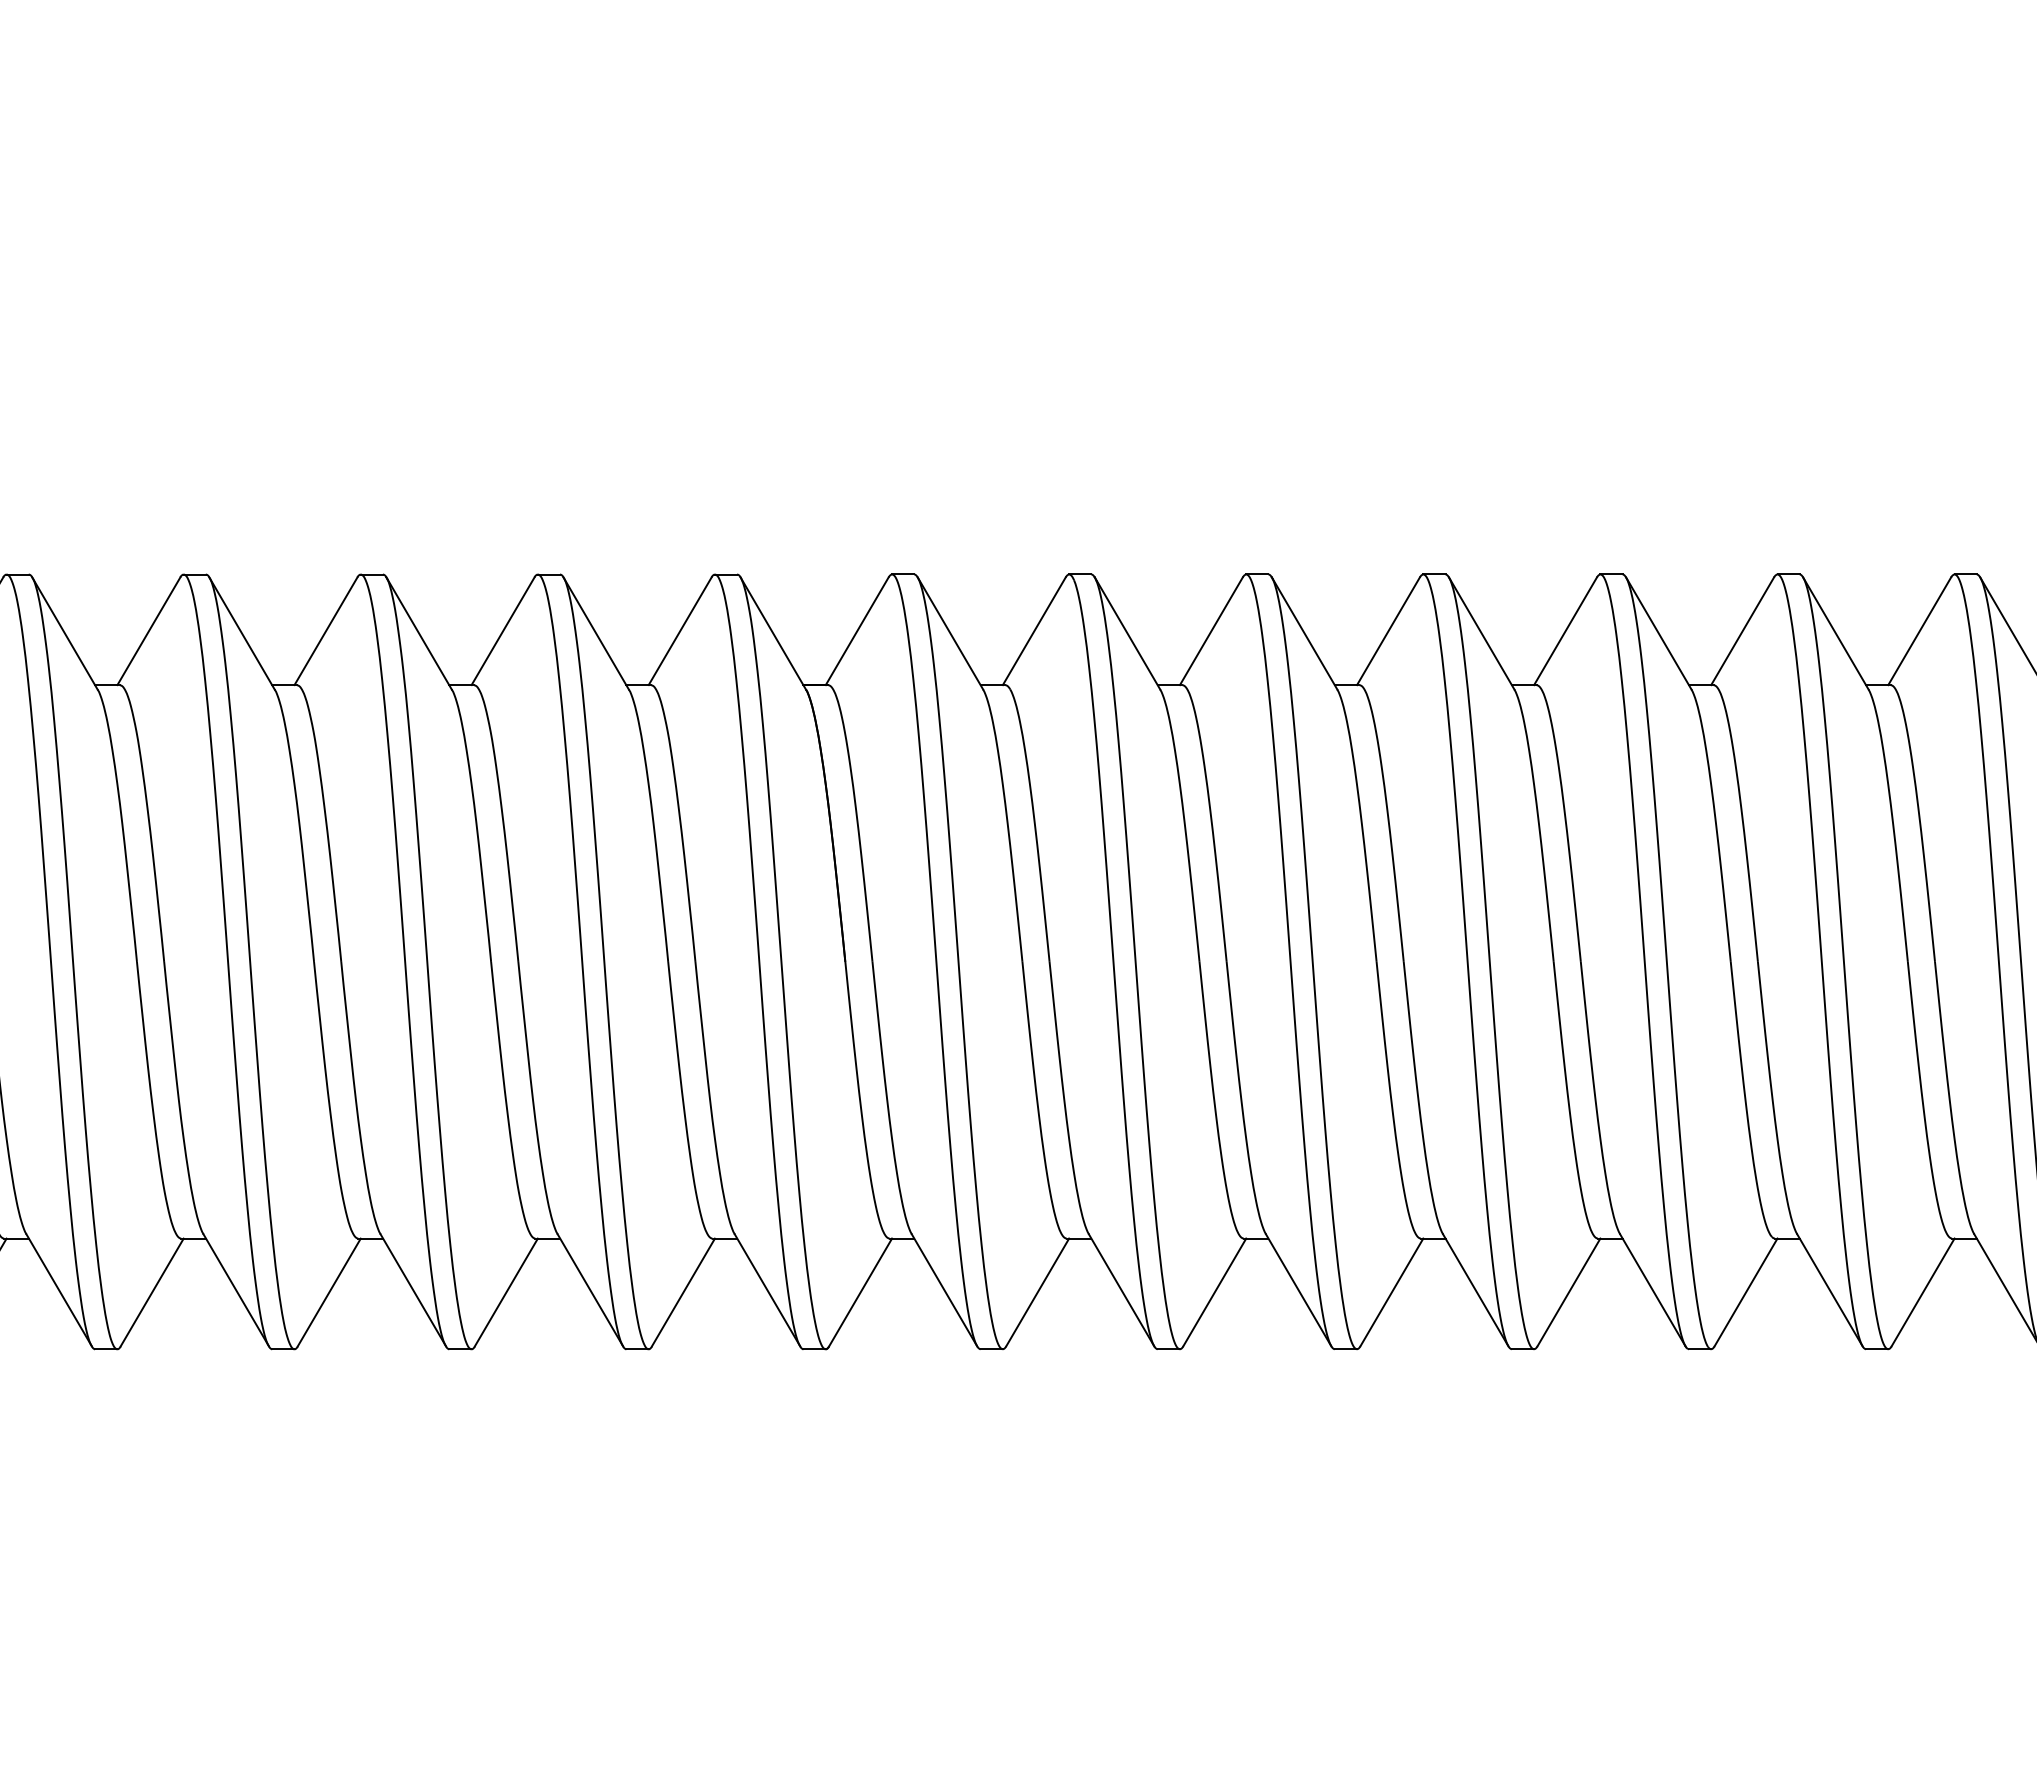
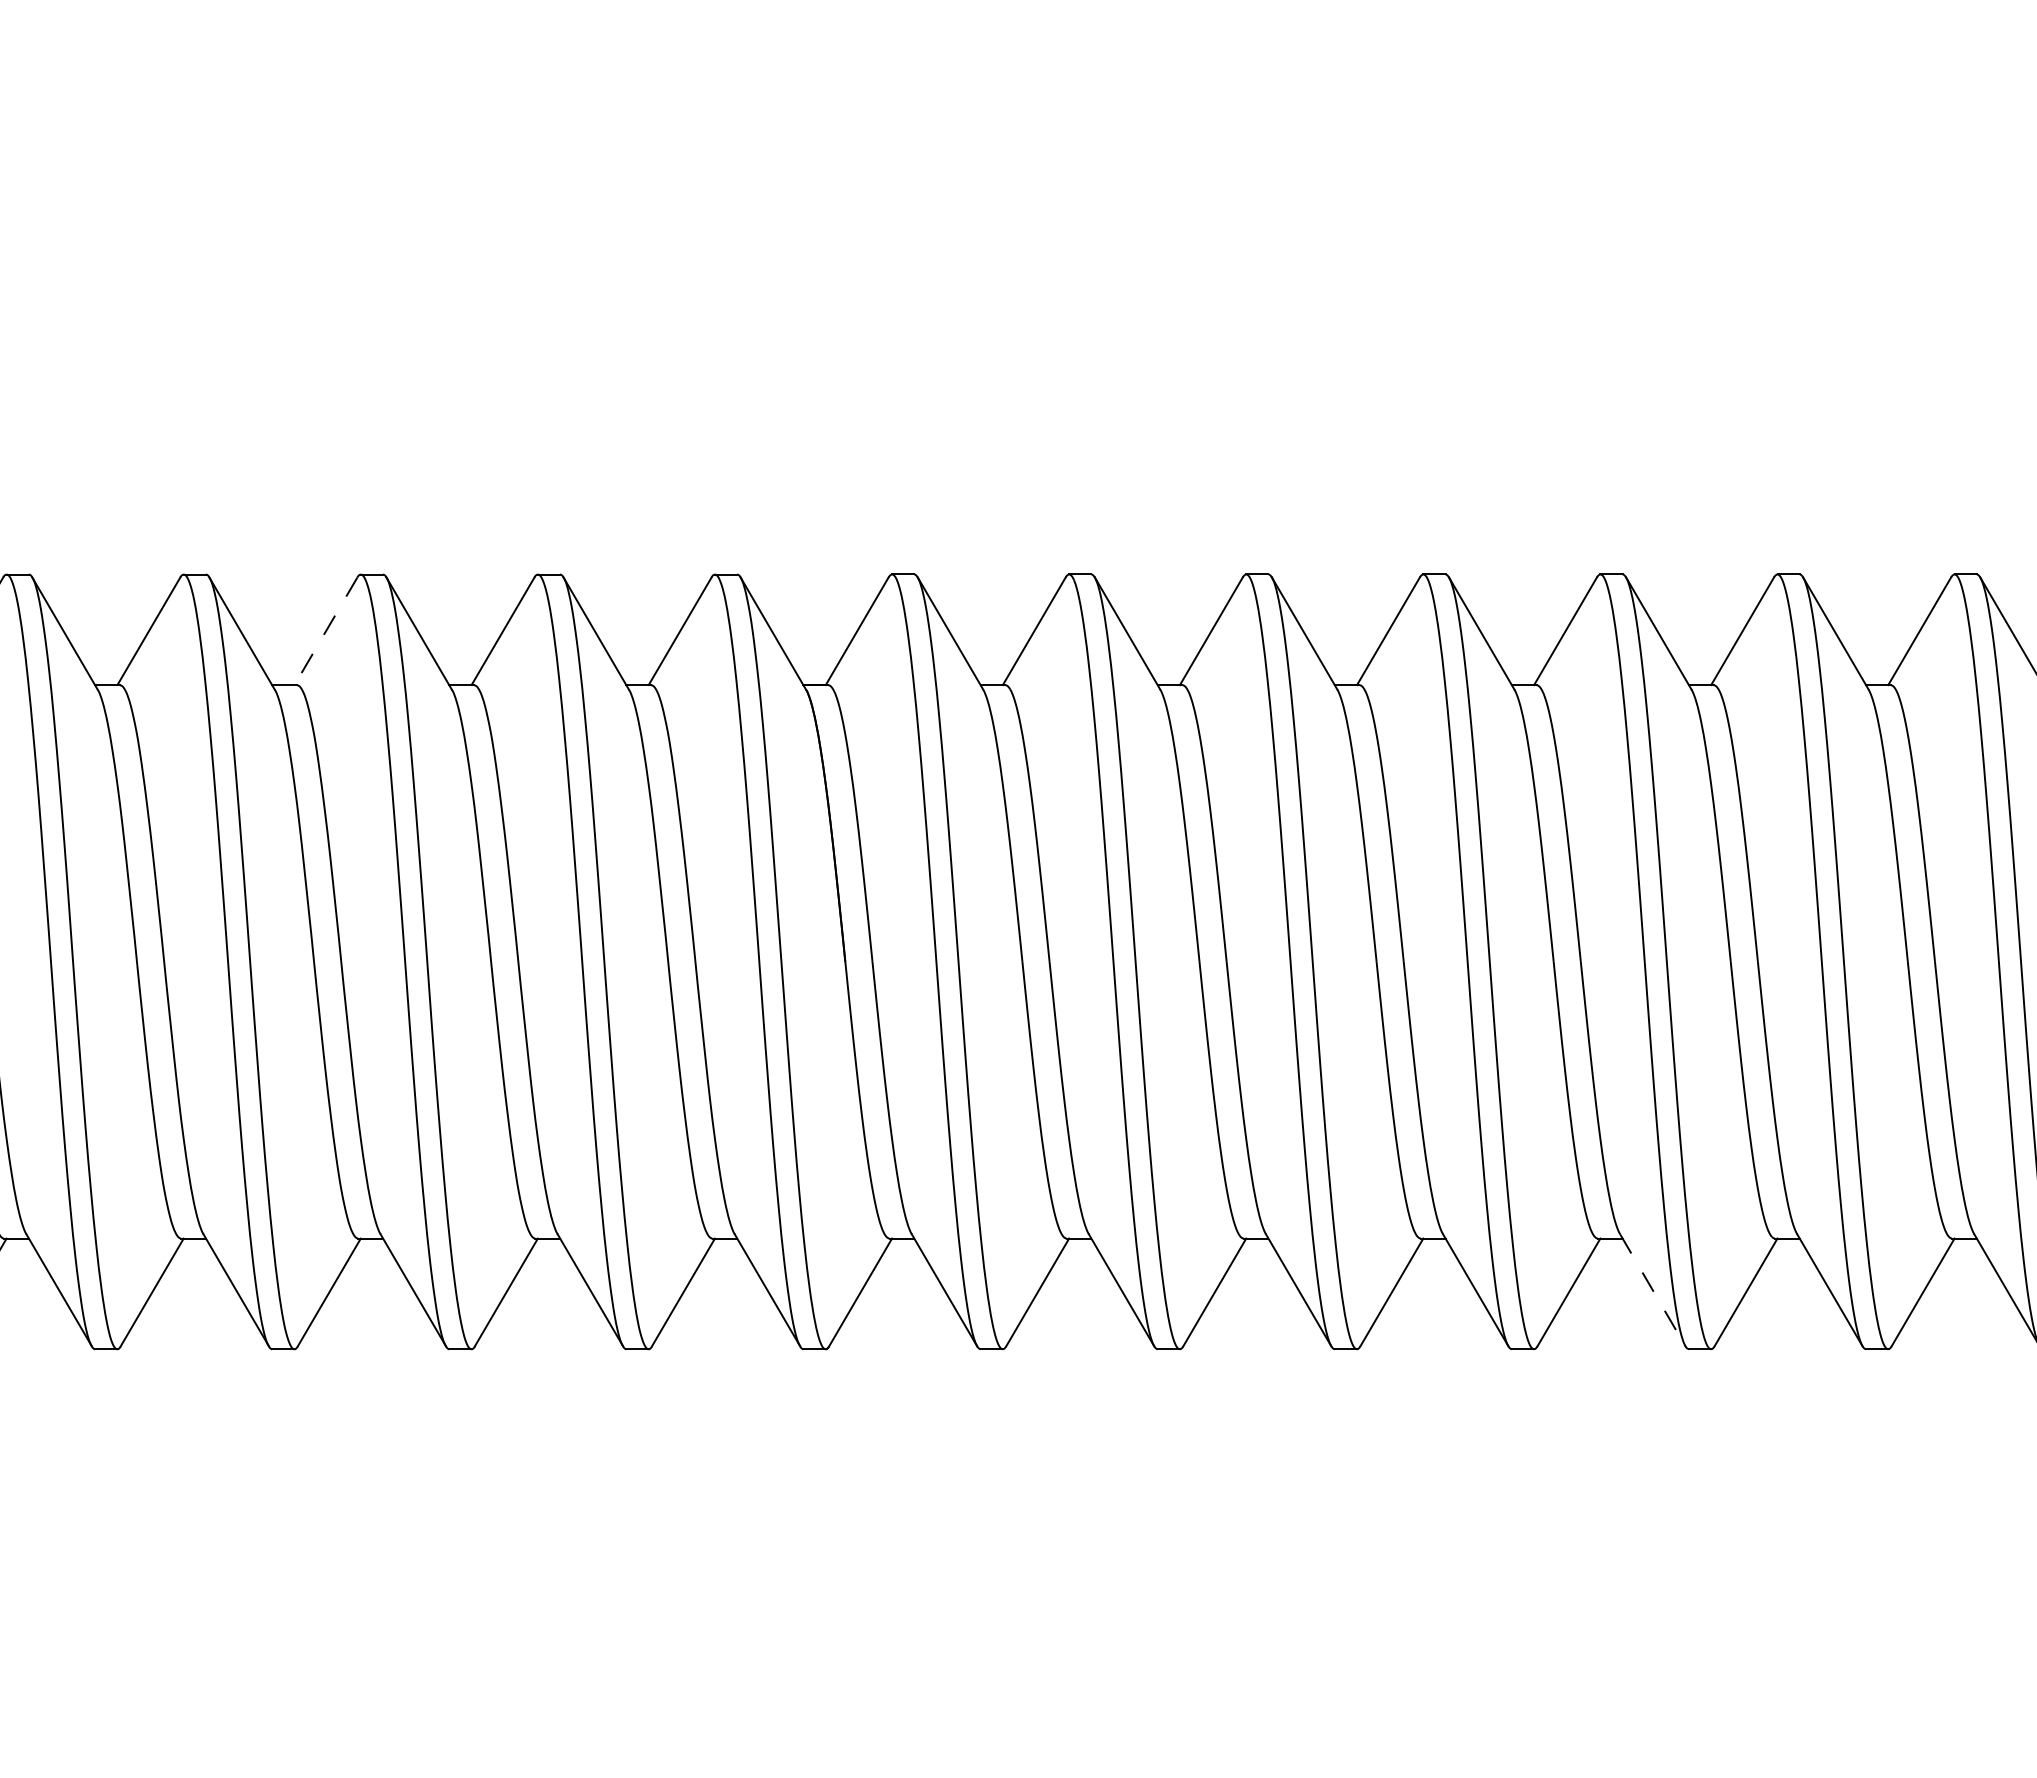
line: solid -> dashed (325, 631)
line: solid -> dashed (1652, 1290)
